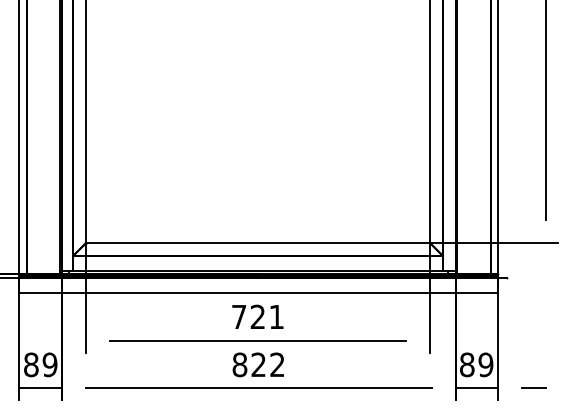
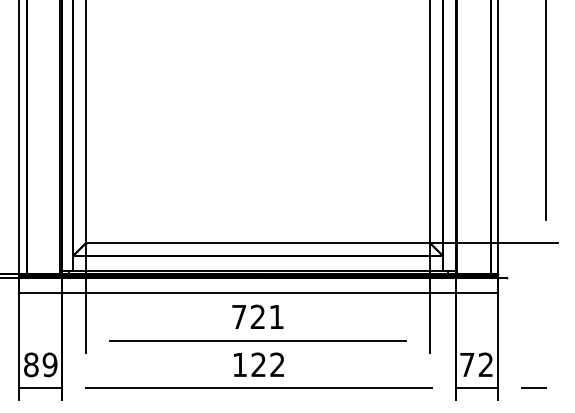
text: 822 -> 122 (239, 364)
text: 89 -> 72 (476, 364)
